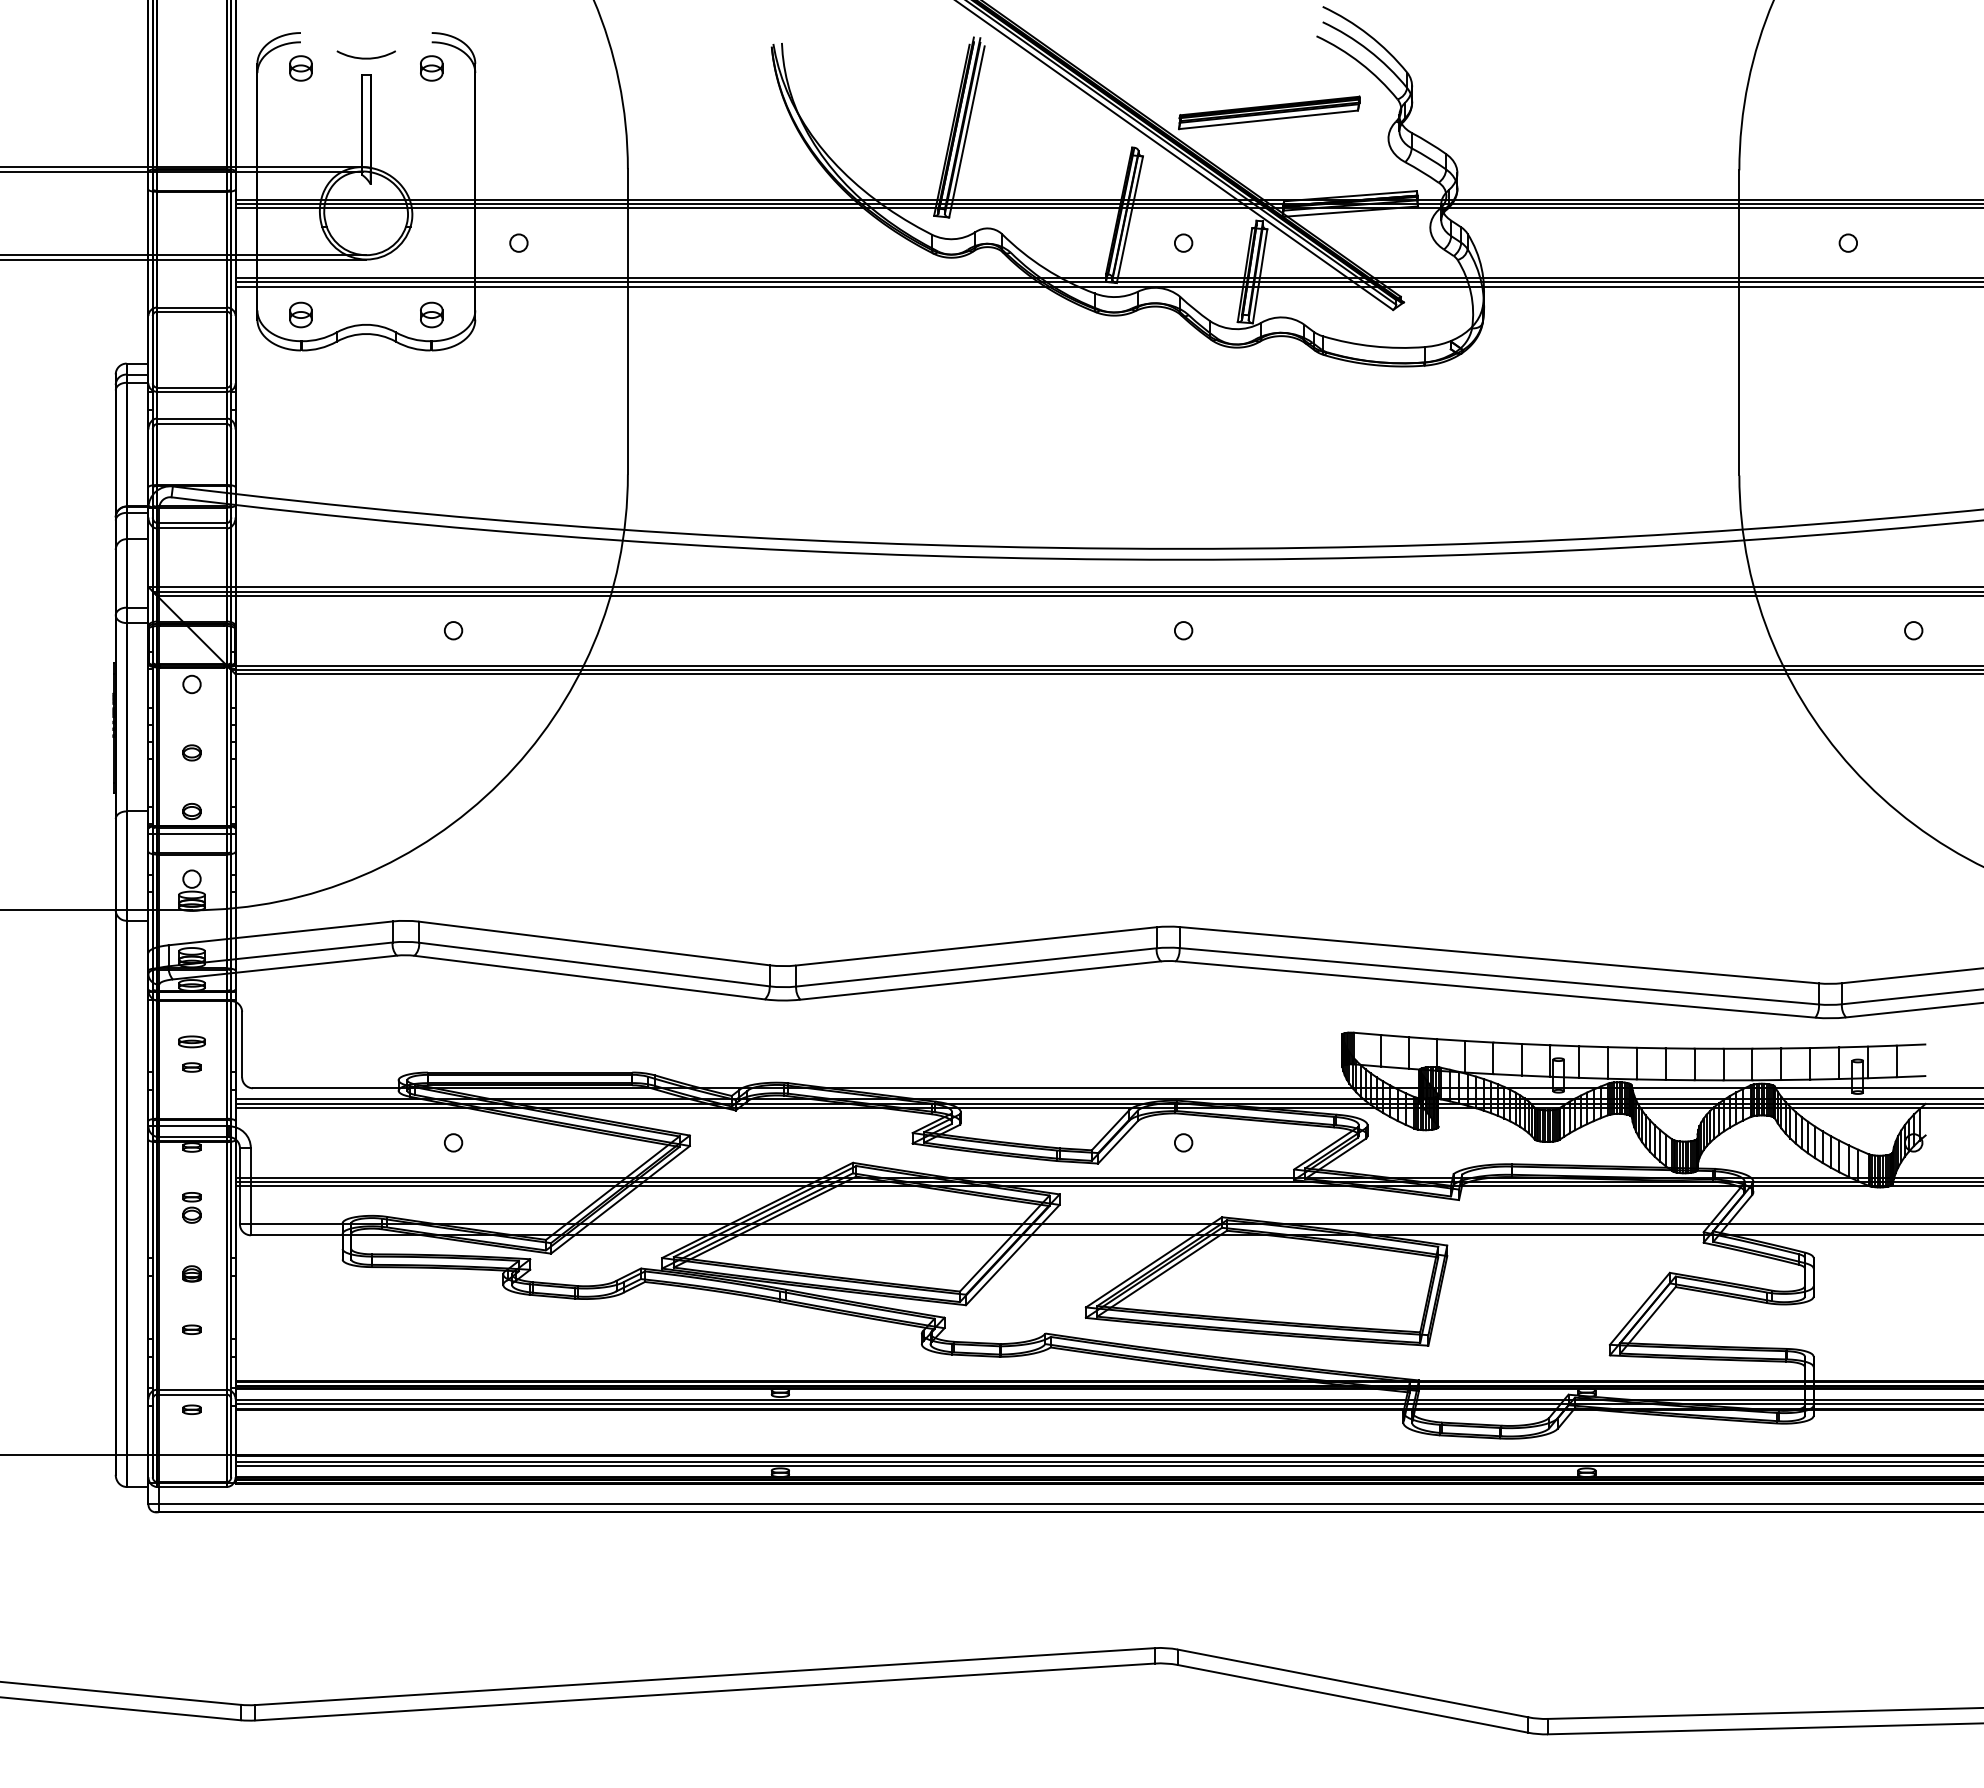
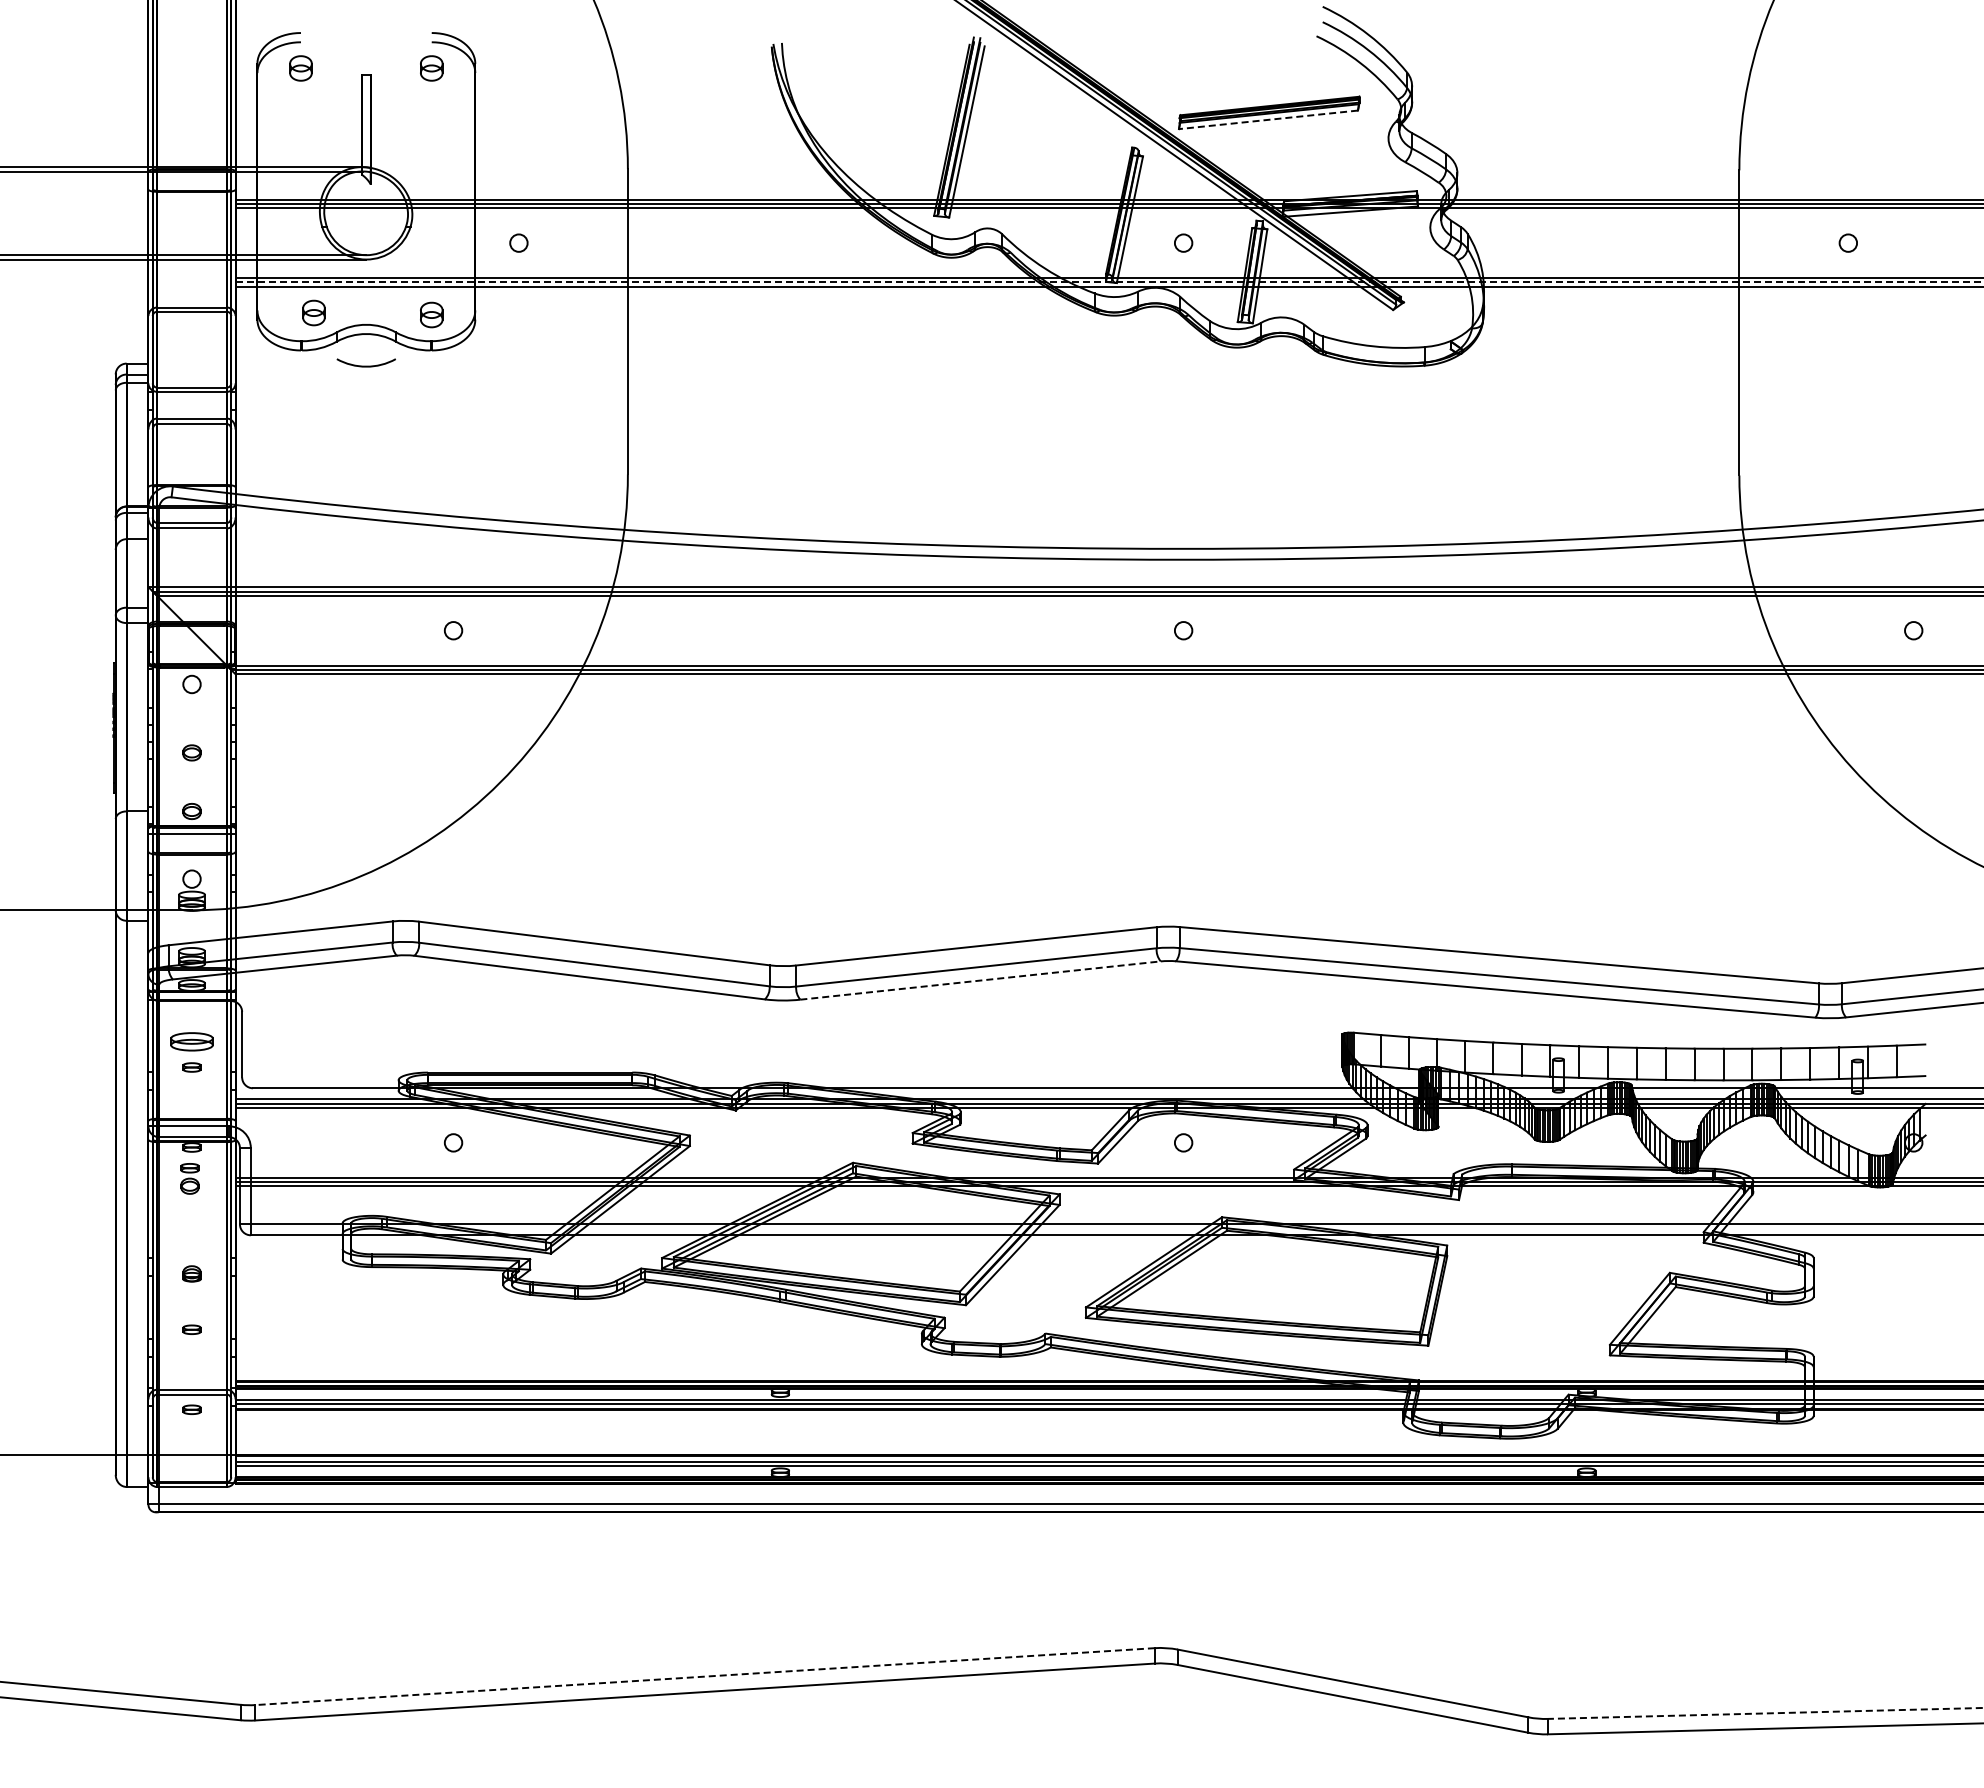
arc position: (365, 57) -> (365, 365) (365, 365)
line: solid -> dashed (1268, 119)
line: solid -> dashed (1110, 282)
part position: (300, 314) -> (313, 312) (313, 312)
line: solid -> dashed (981, 980)
part size: 28x14 px -> 44x20 px (191, 1041)
part position: (191, 1207) -> (189, 1178) (189, 1178)
line: solid -> dashed (705, 1676)
line: solid -> dashed (1765, 1713)
